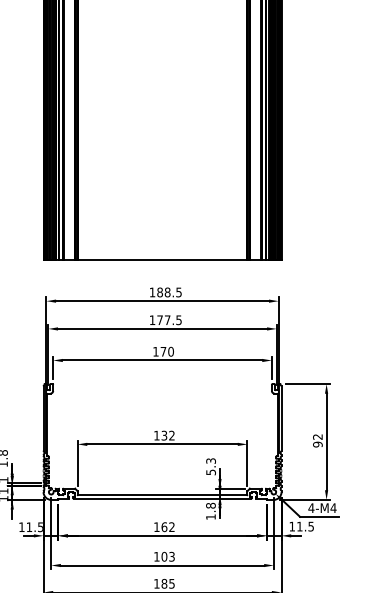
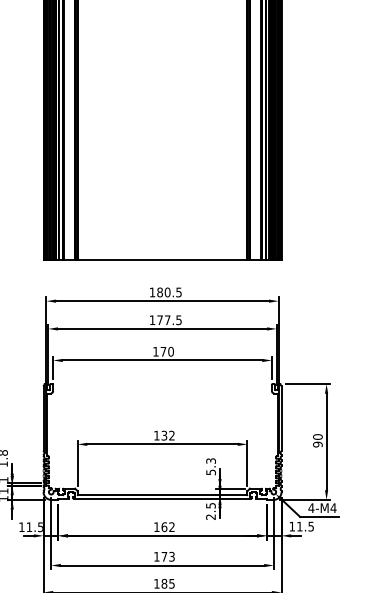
text: 188.5 -> 180.5 (167, 292)
text: 92 -> 90 (317, 436)
text: 1.8 -> 2.5 (210, 510)
text: 103 -> 173 (164, 556)
